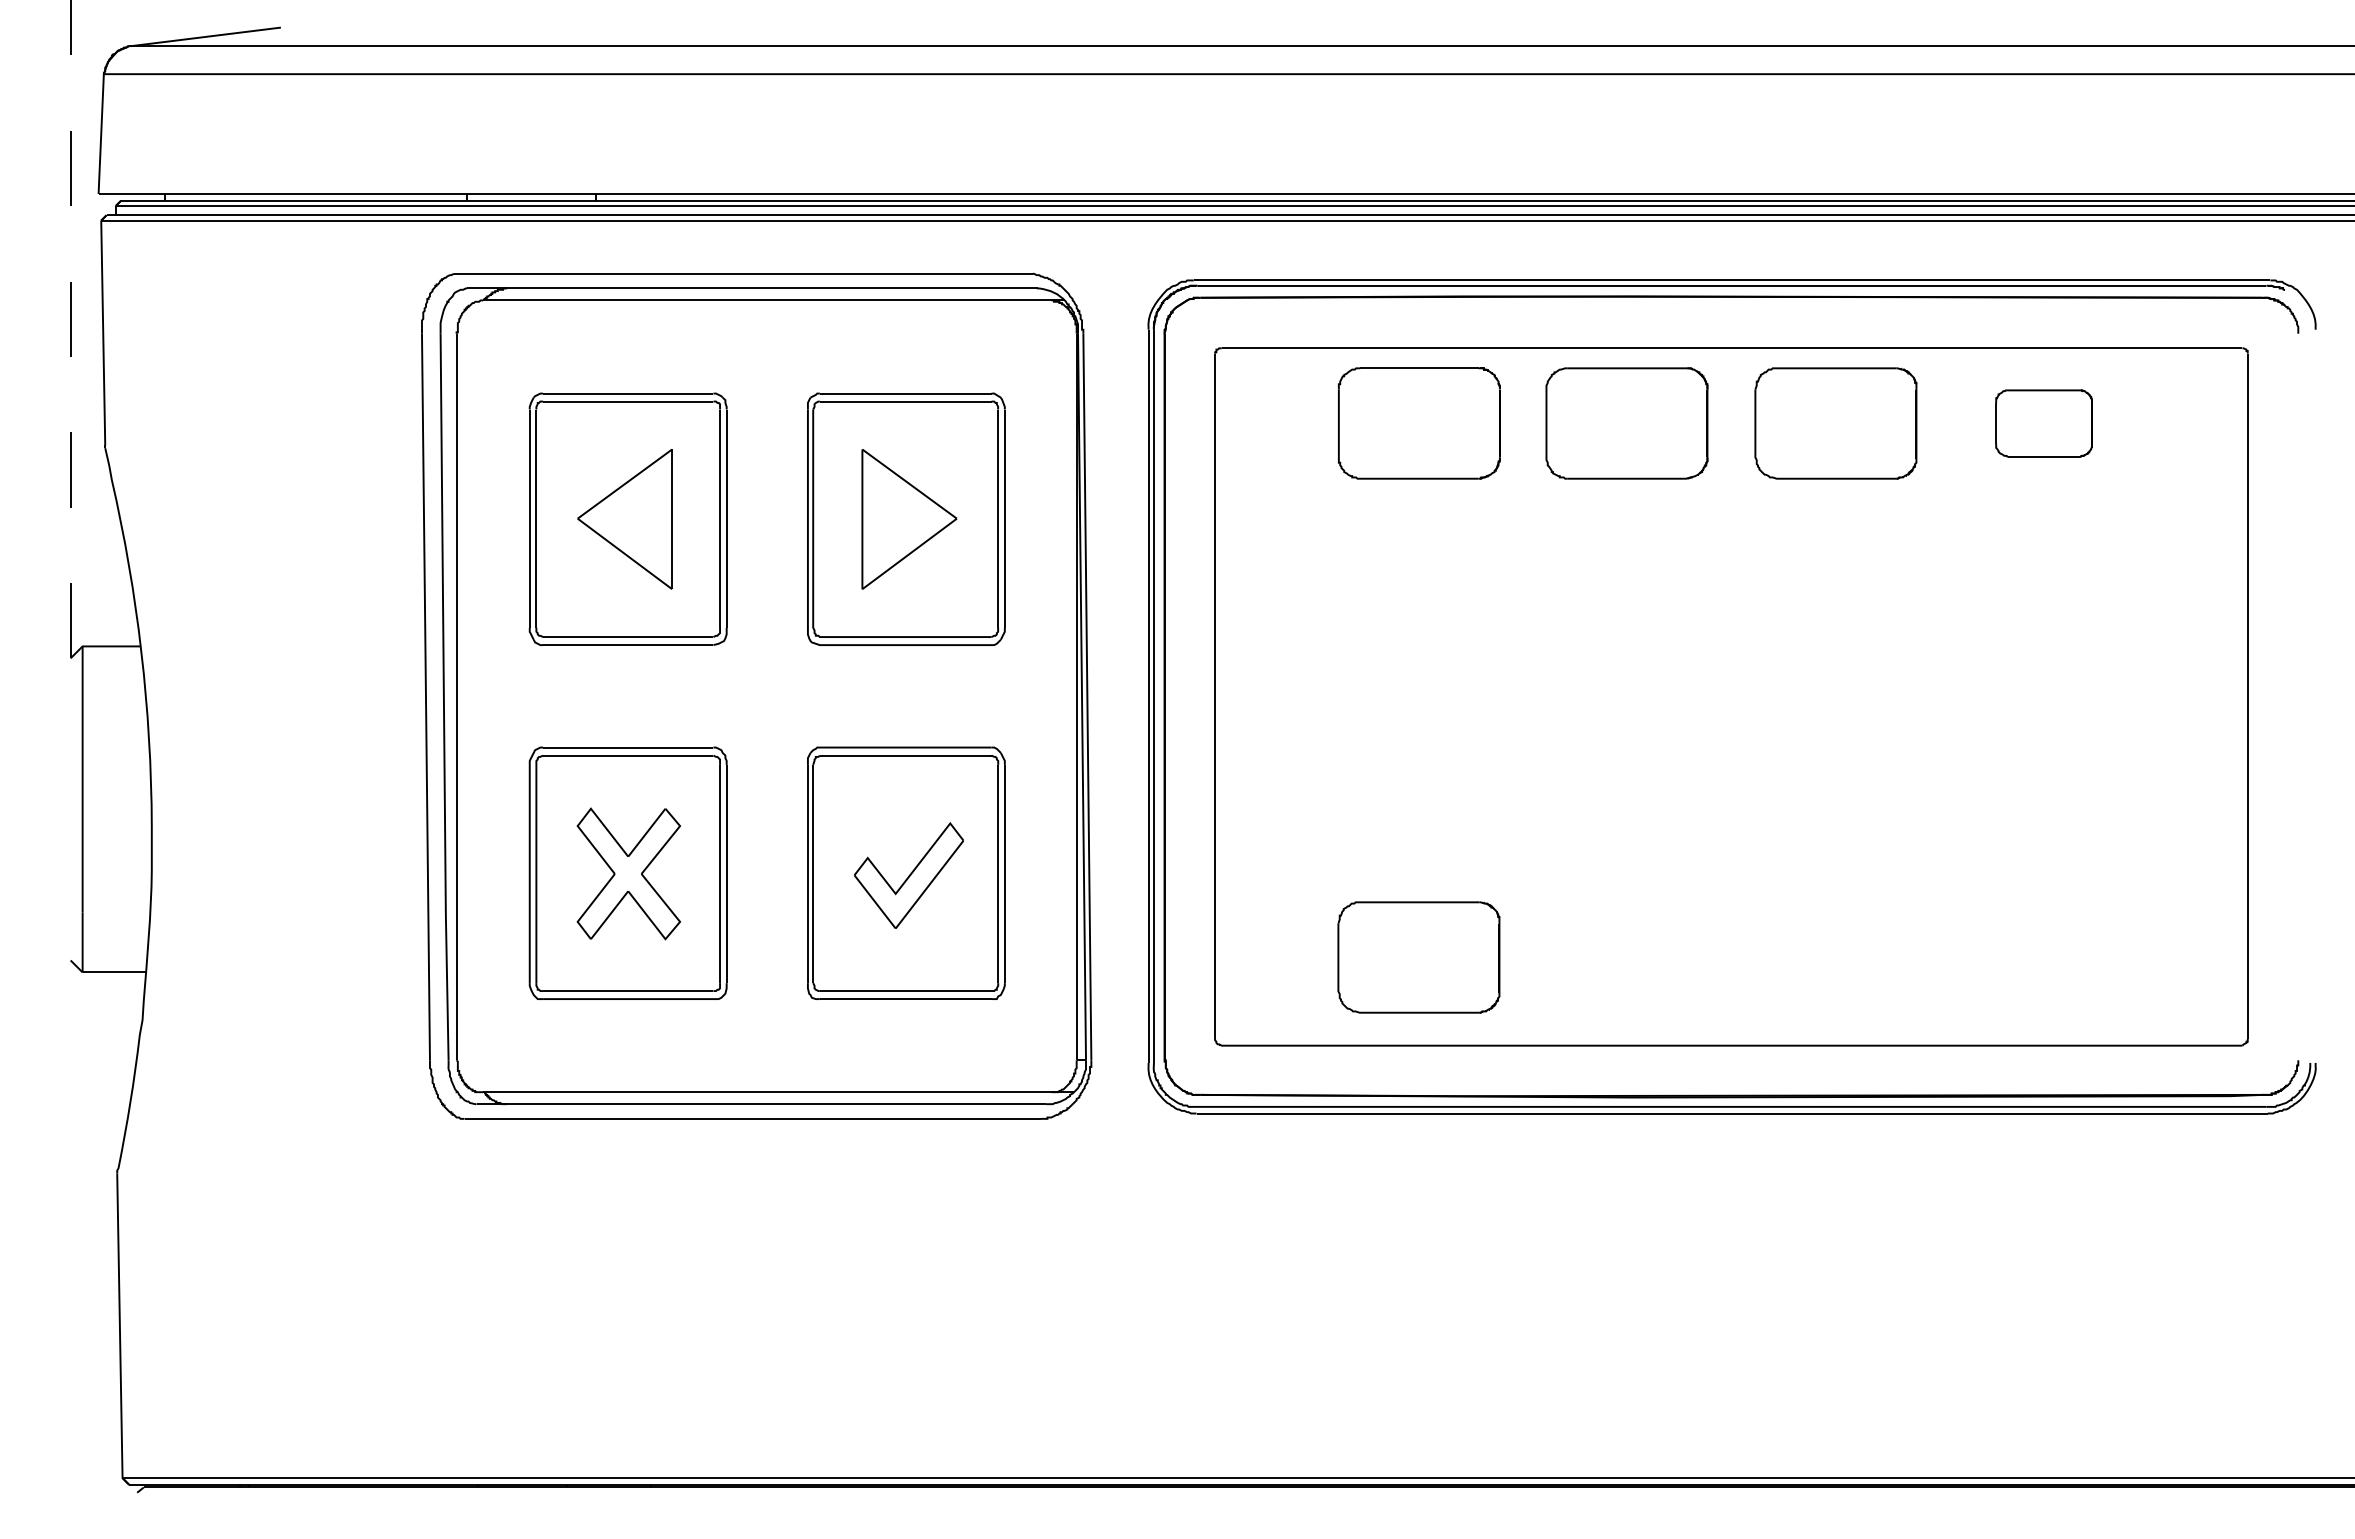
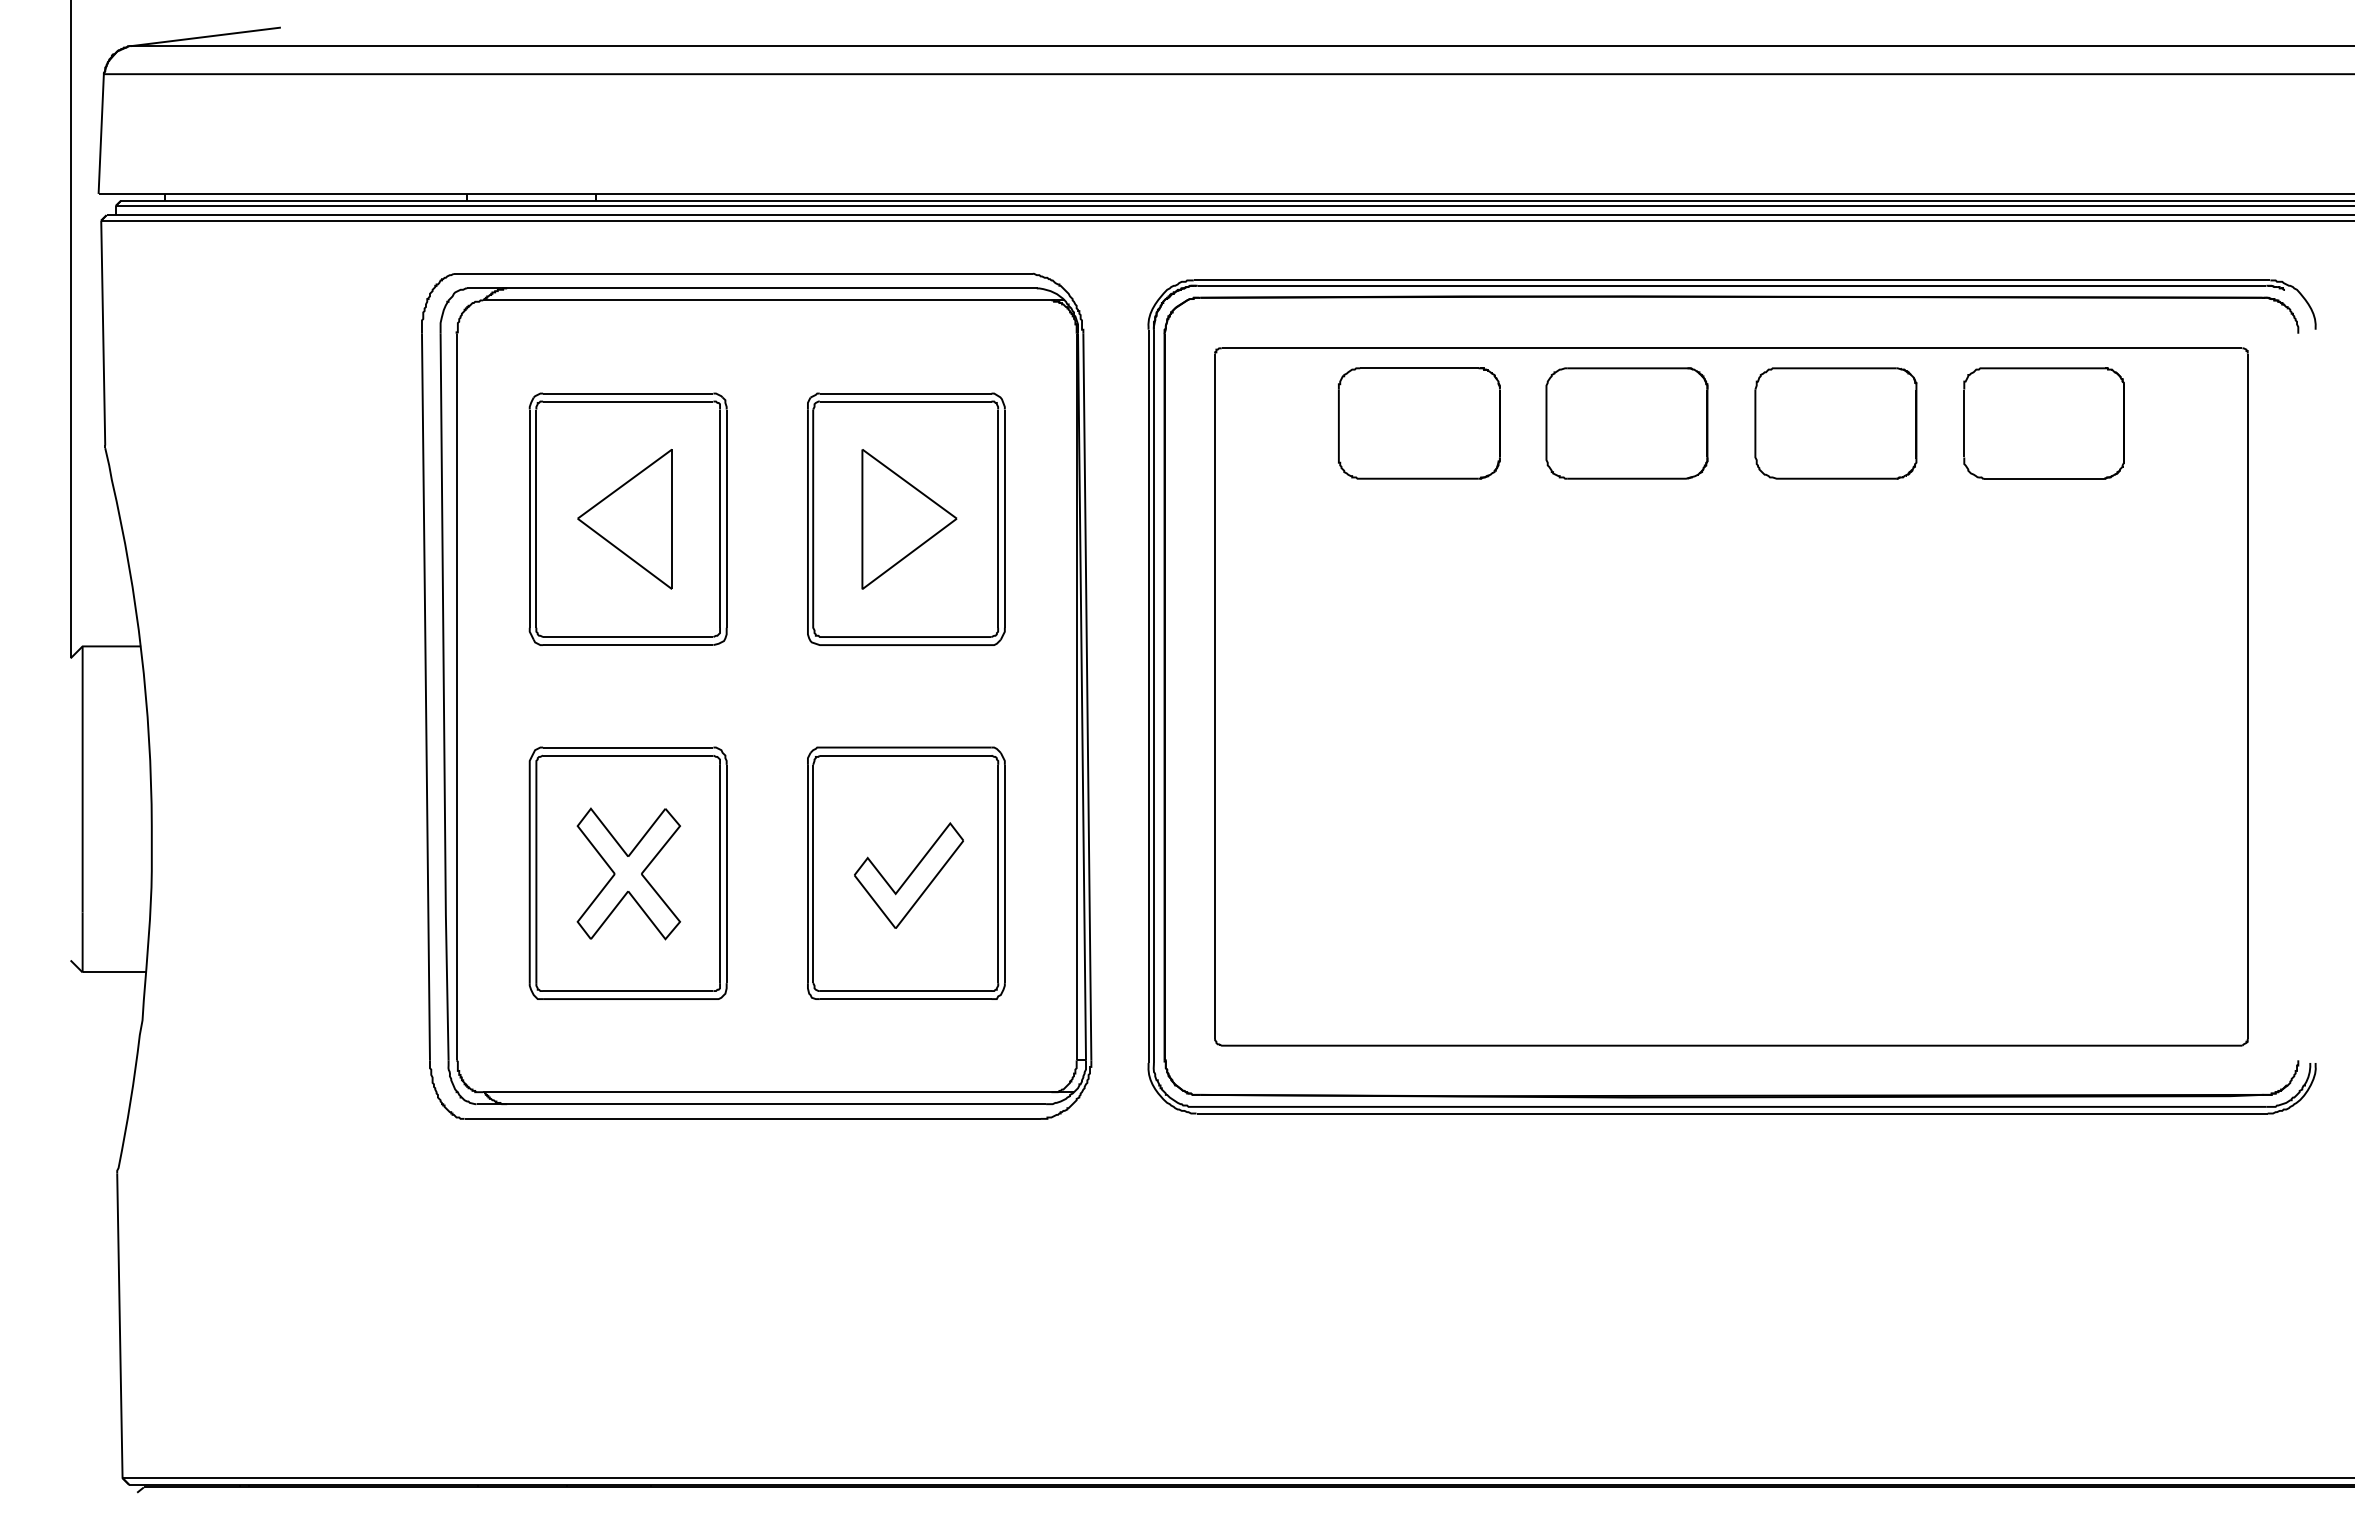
line: dashed -> solid (70, 329)
part size: 98x69 px -> 162x113 px (2043, 423)
part: present -> none (1418, 957)
